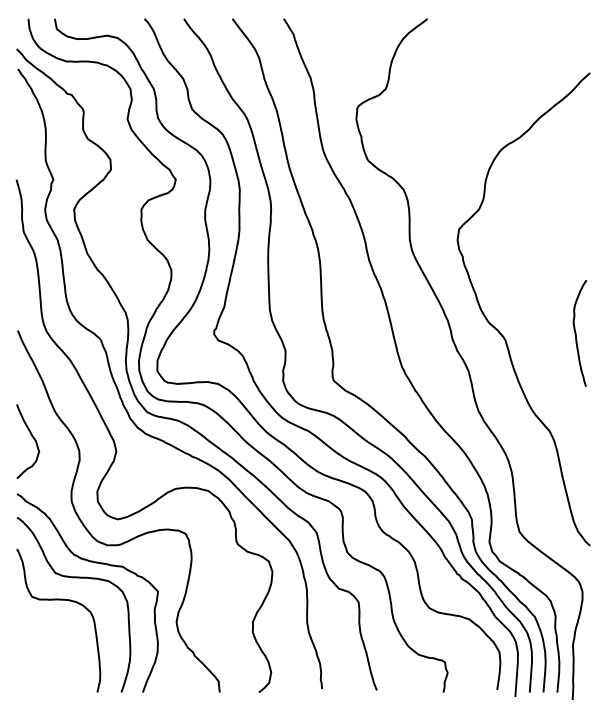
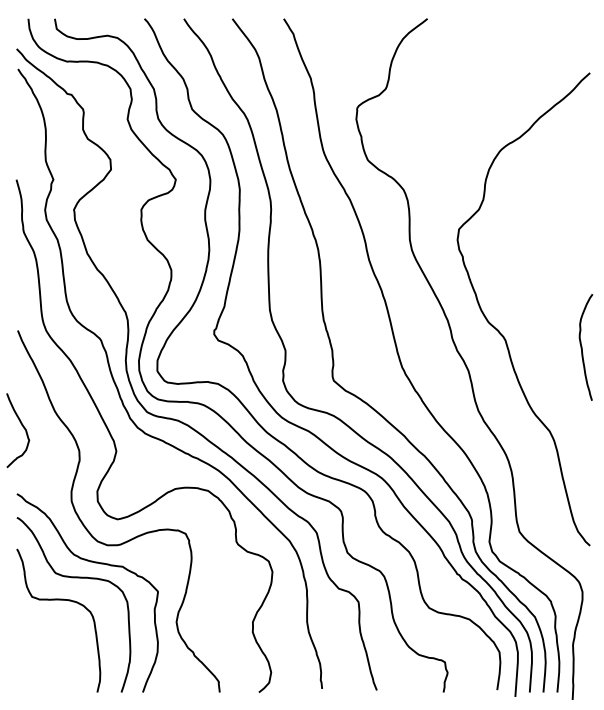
curve position: (576, 333) -> (582, 347) (582, 347)
curve position: (33, 439) -> (23, 428) (23, 428)
